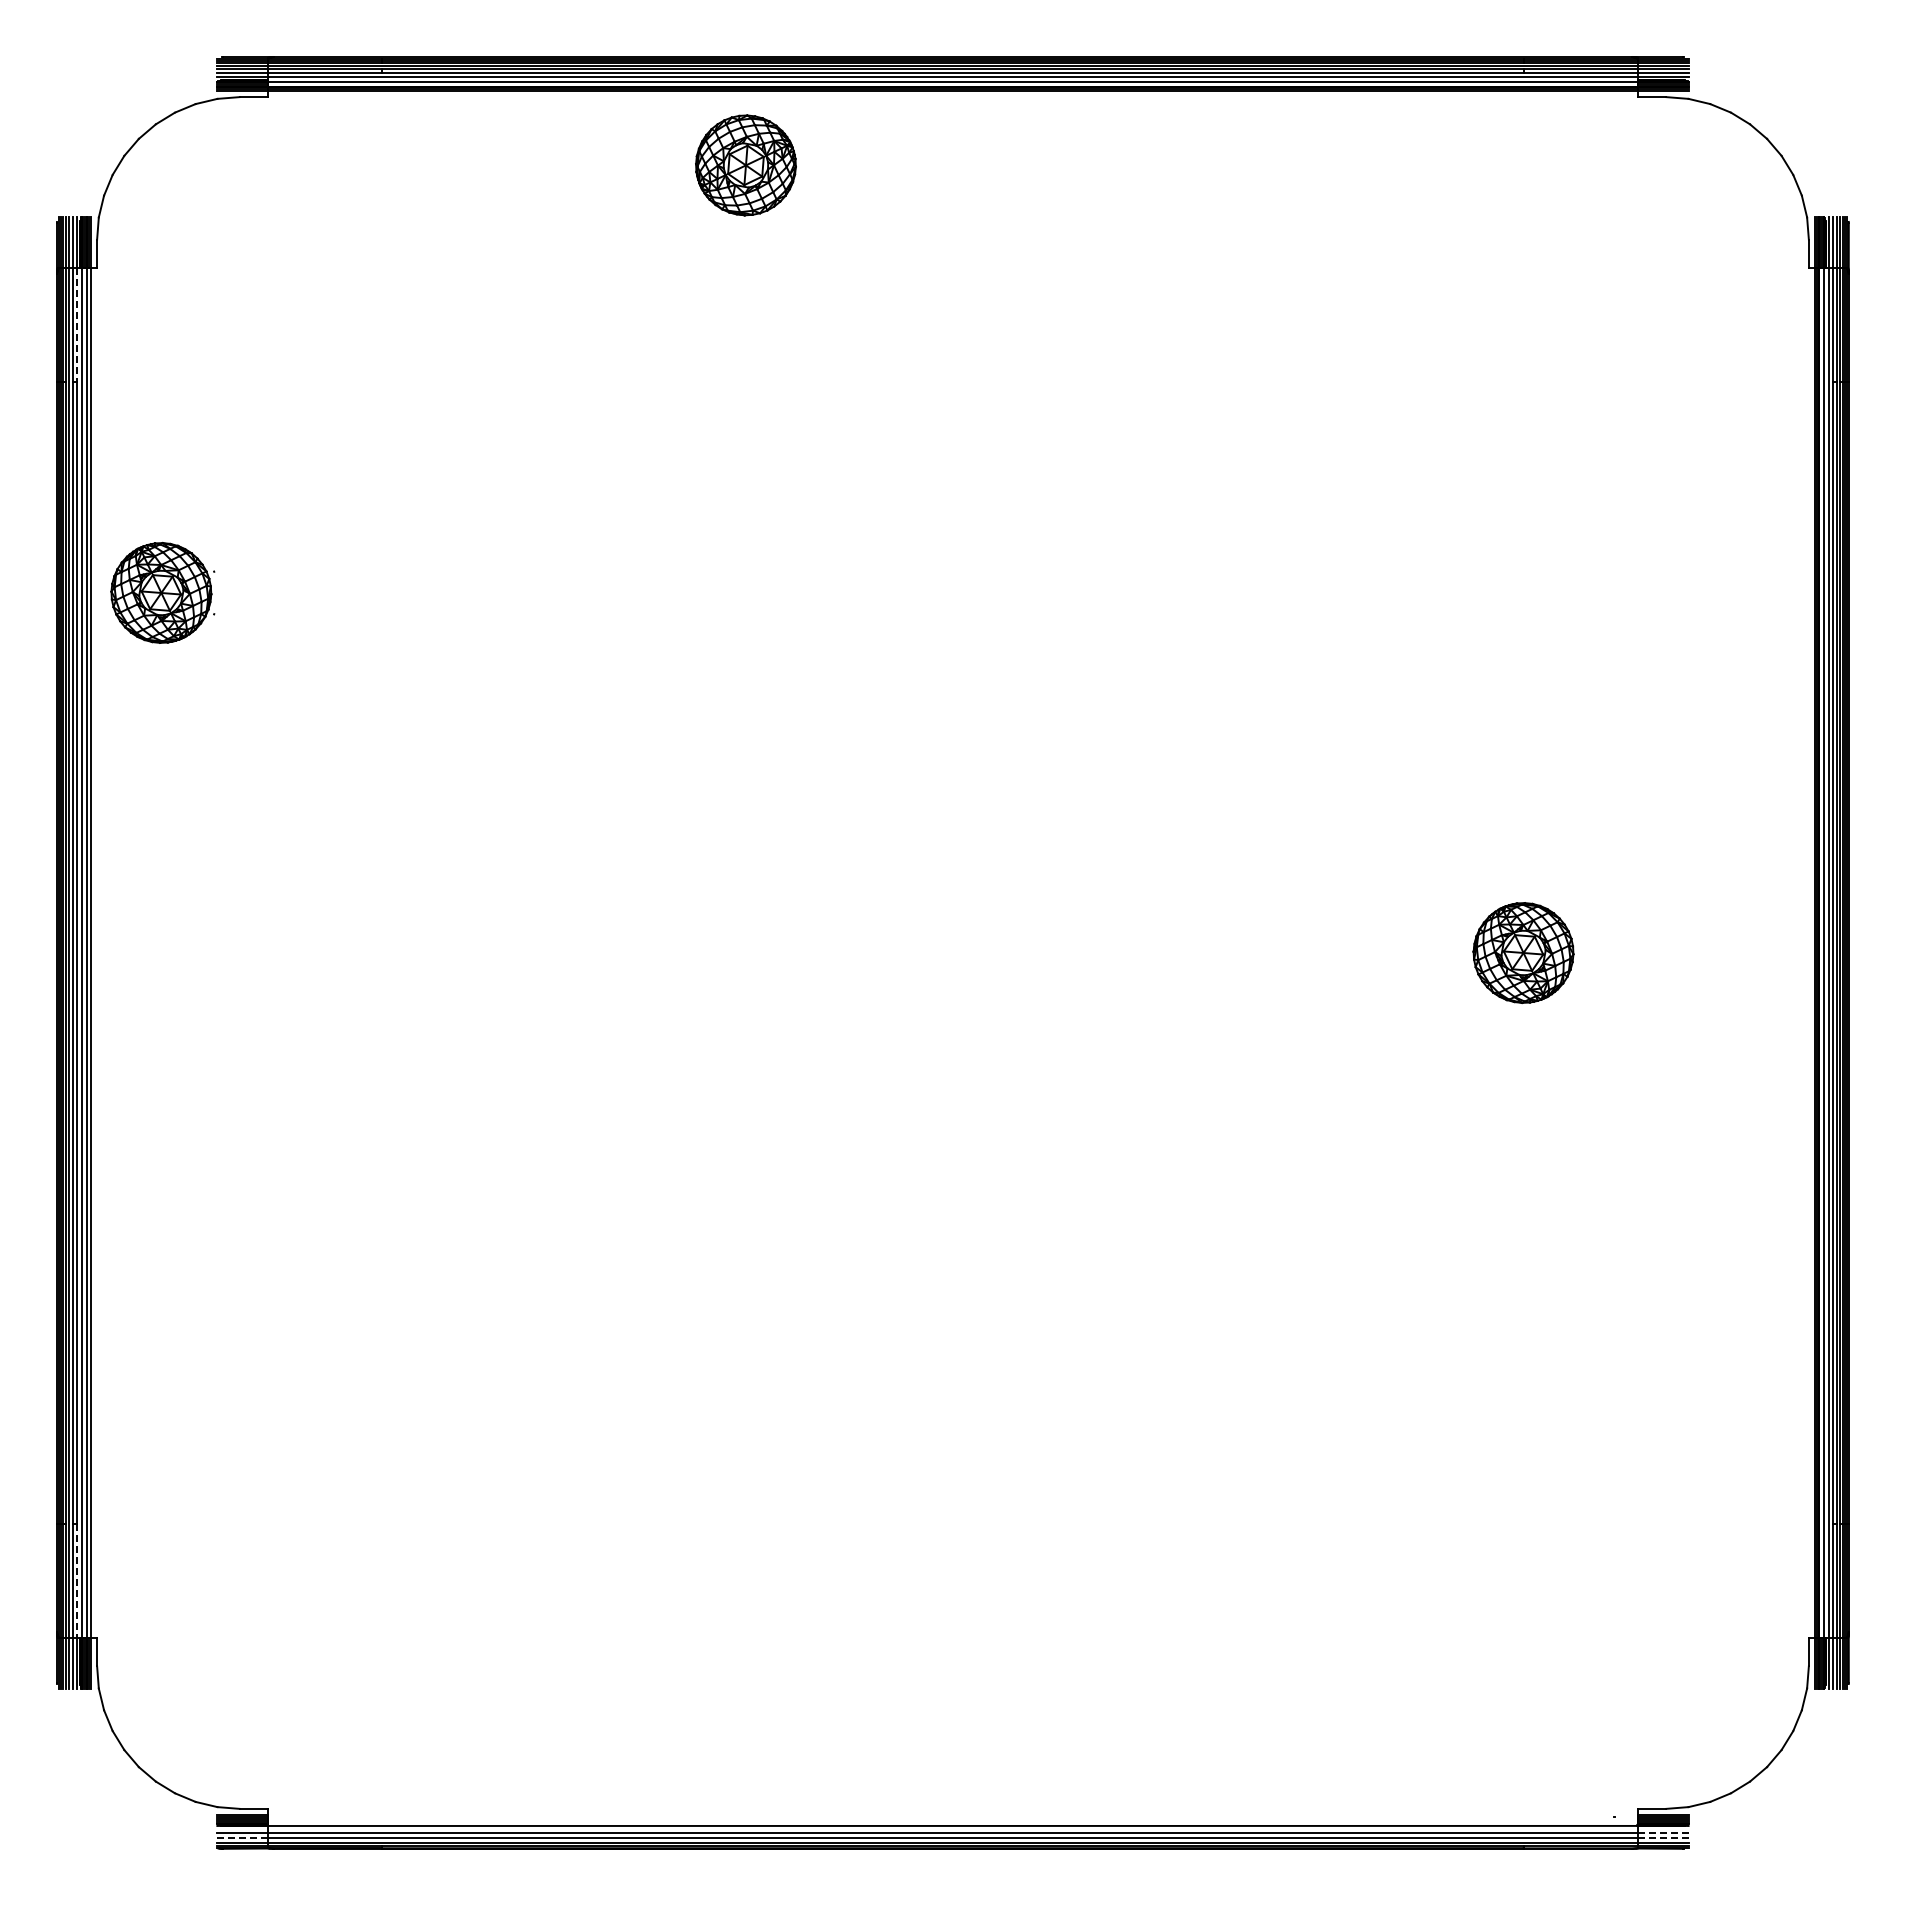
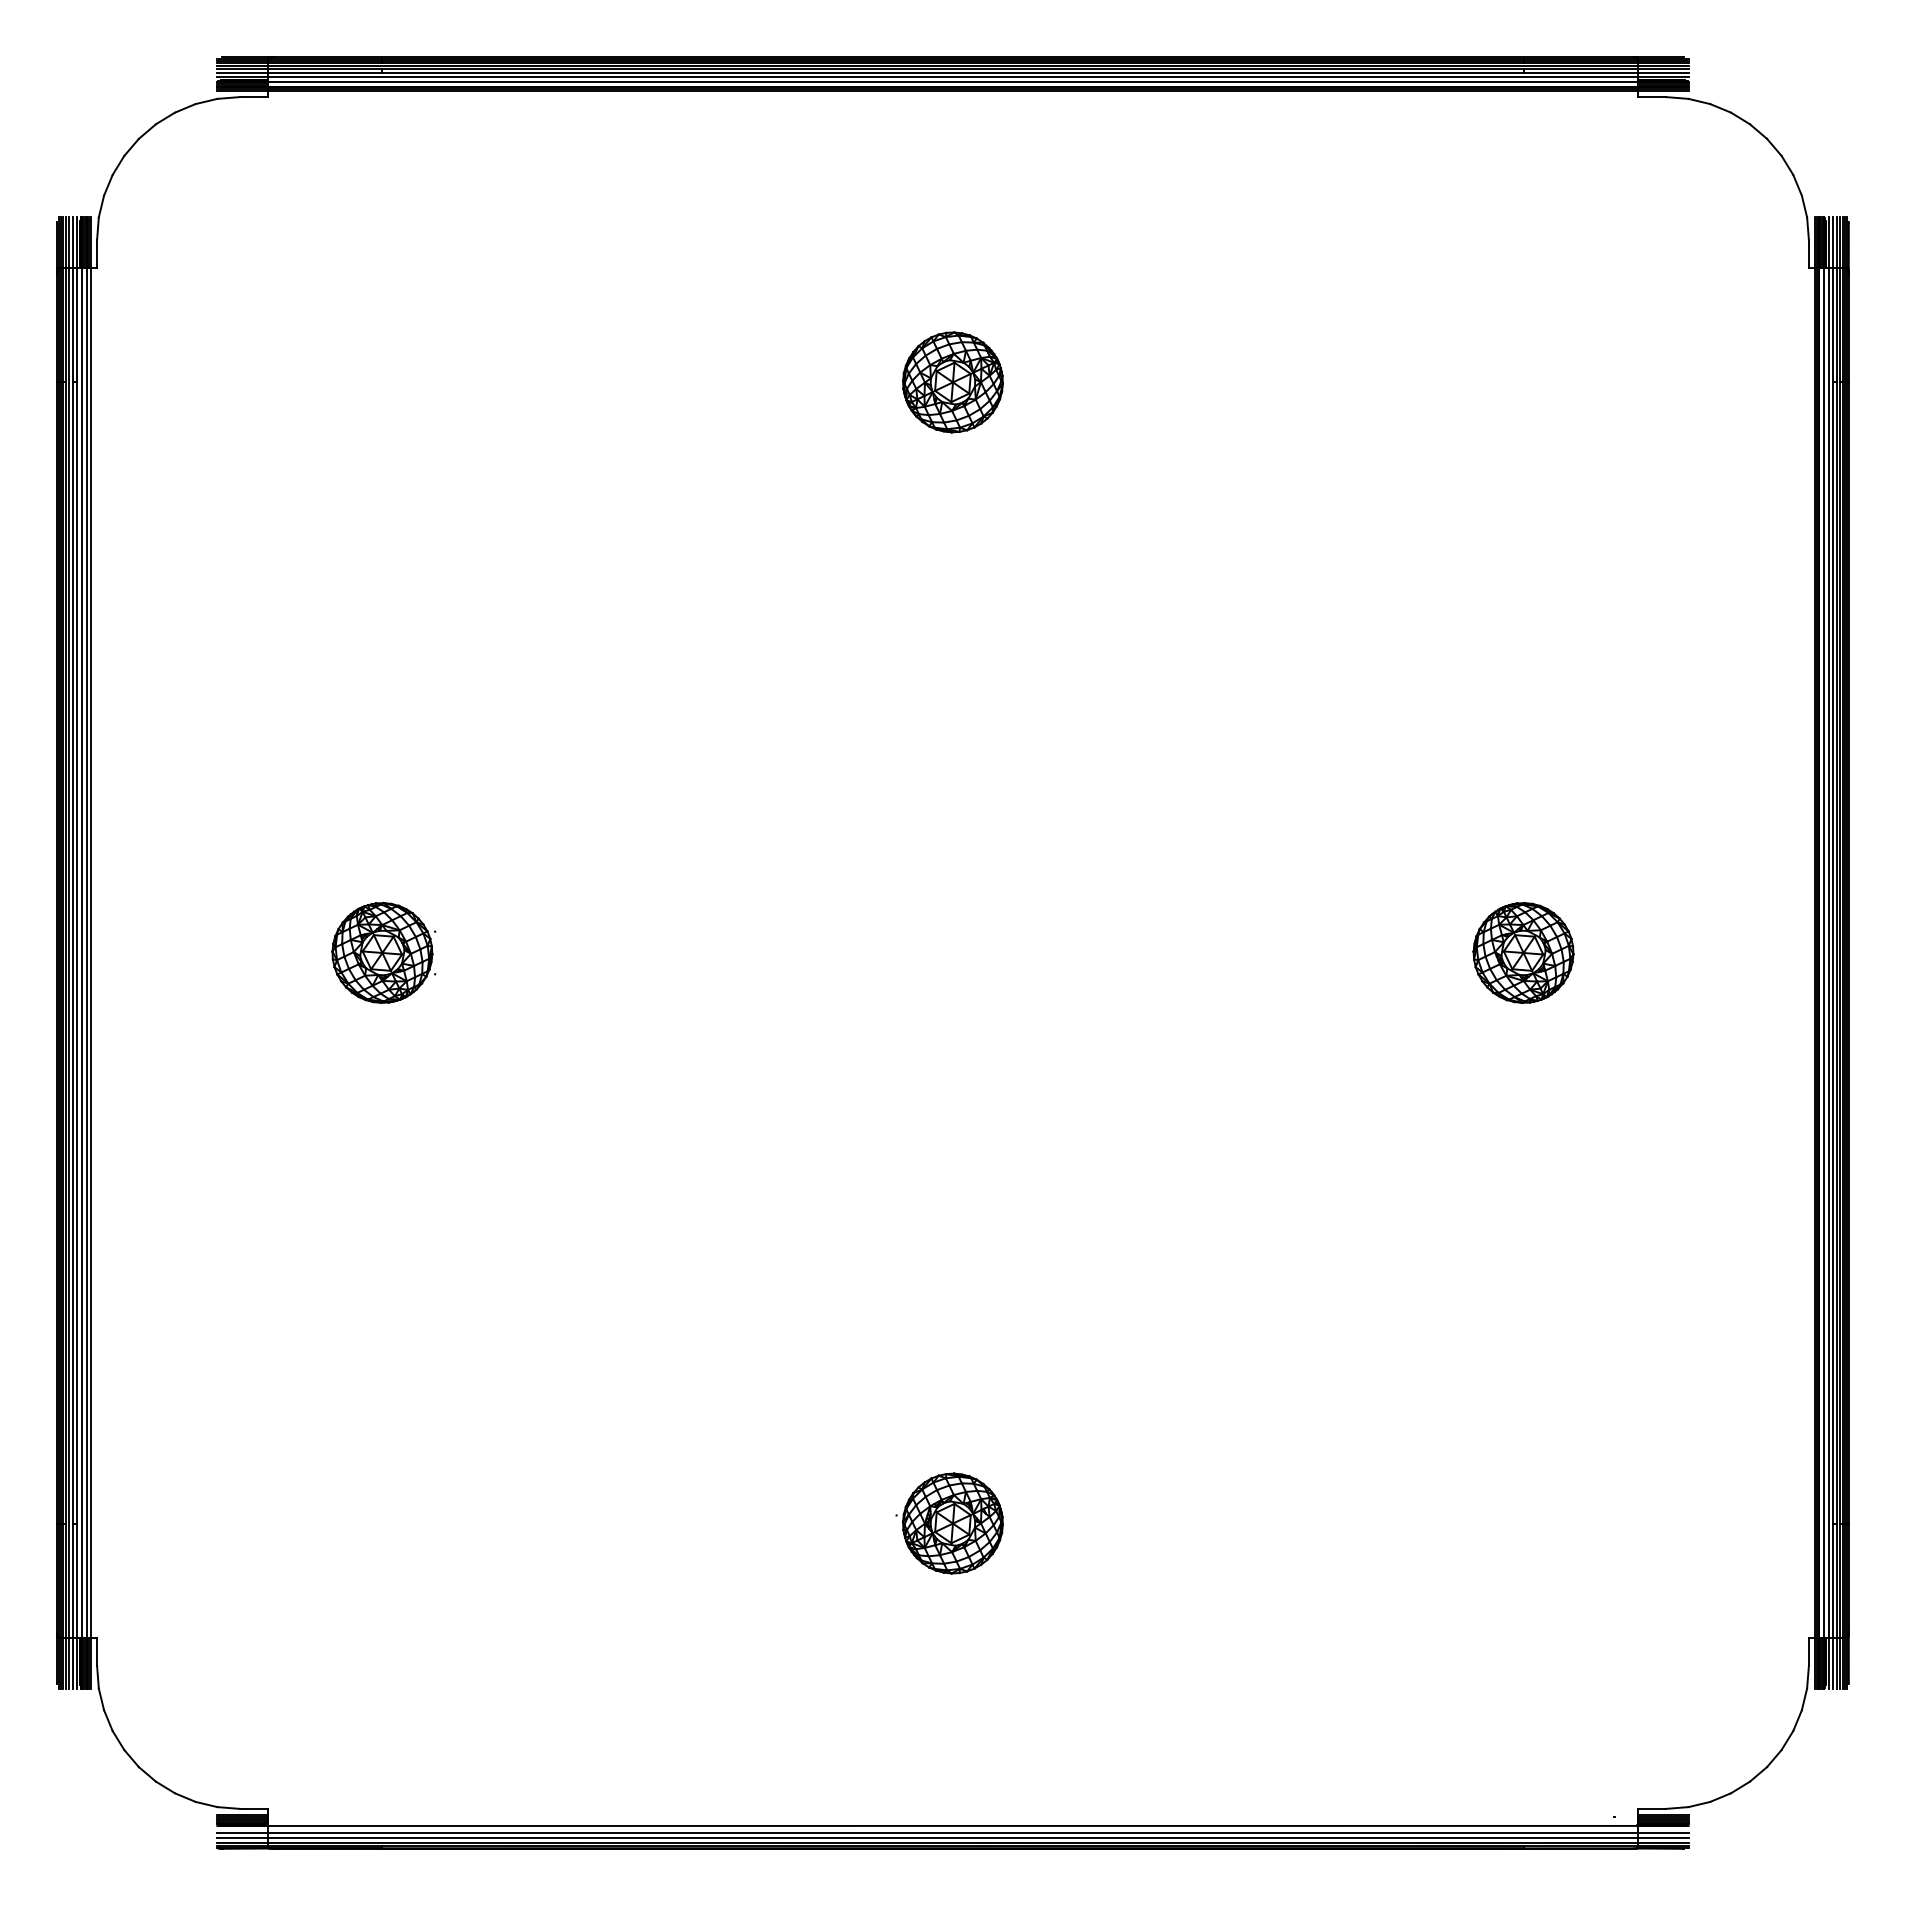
part position: (745, 165) -> (952, 382) (952, 382)
line: dashed -> solid (77, 325)
part position: (162, 592) -> (383, 952) (383, 952)
part: none -> present (949, 1523)
line: dashed -> solid (77, 1581)
line: dashed -> solid (1662, 1832)
line: dashed -> solid (243, 1838)
line: dashed -> solid (1662, 1838)
